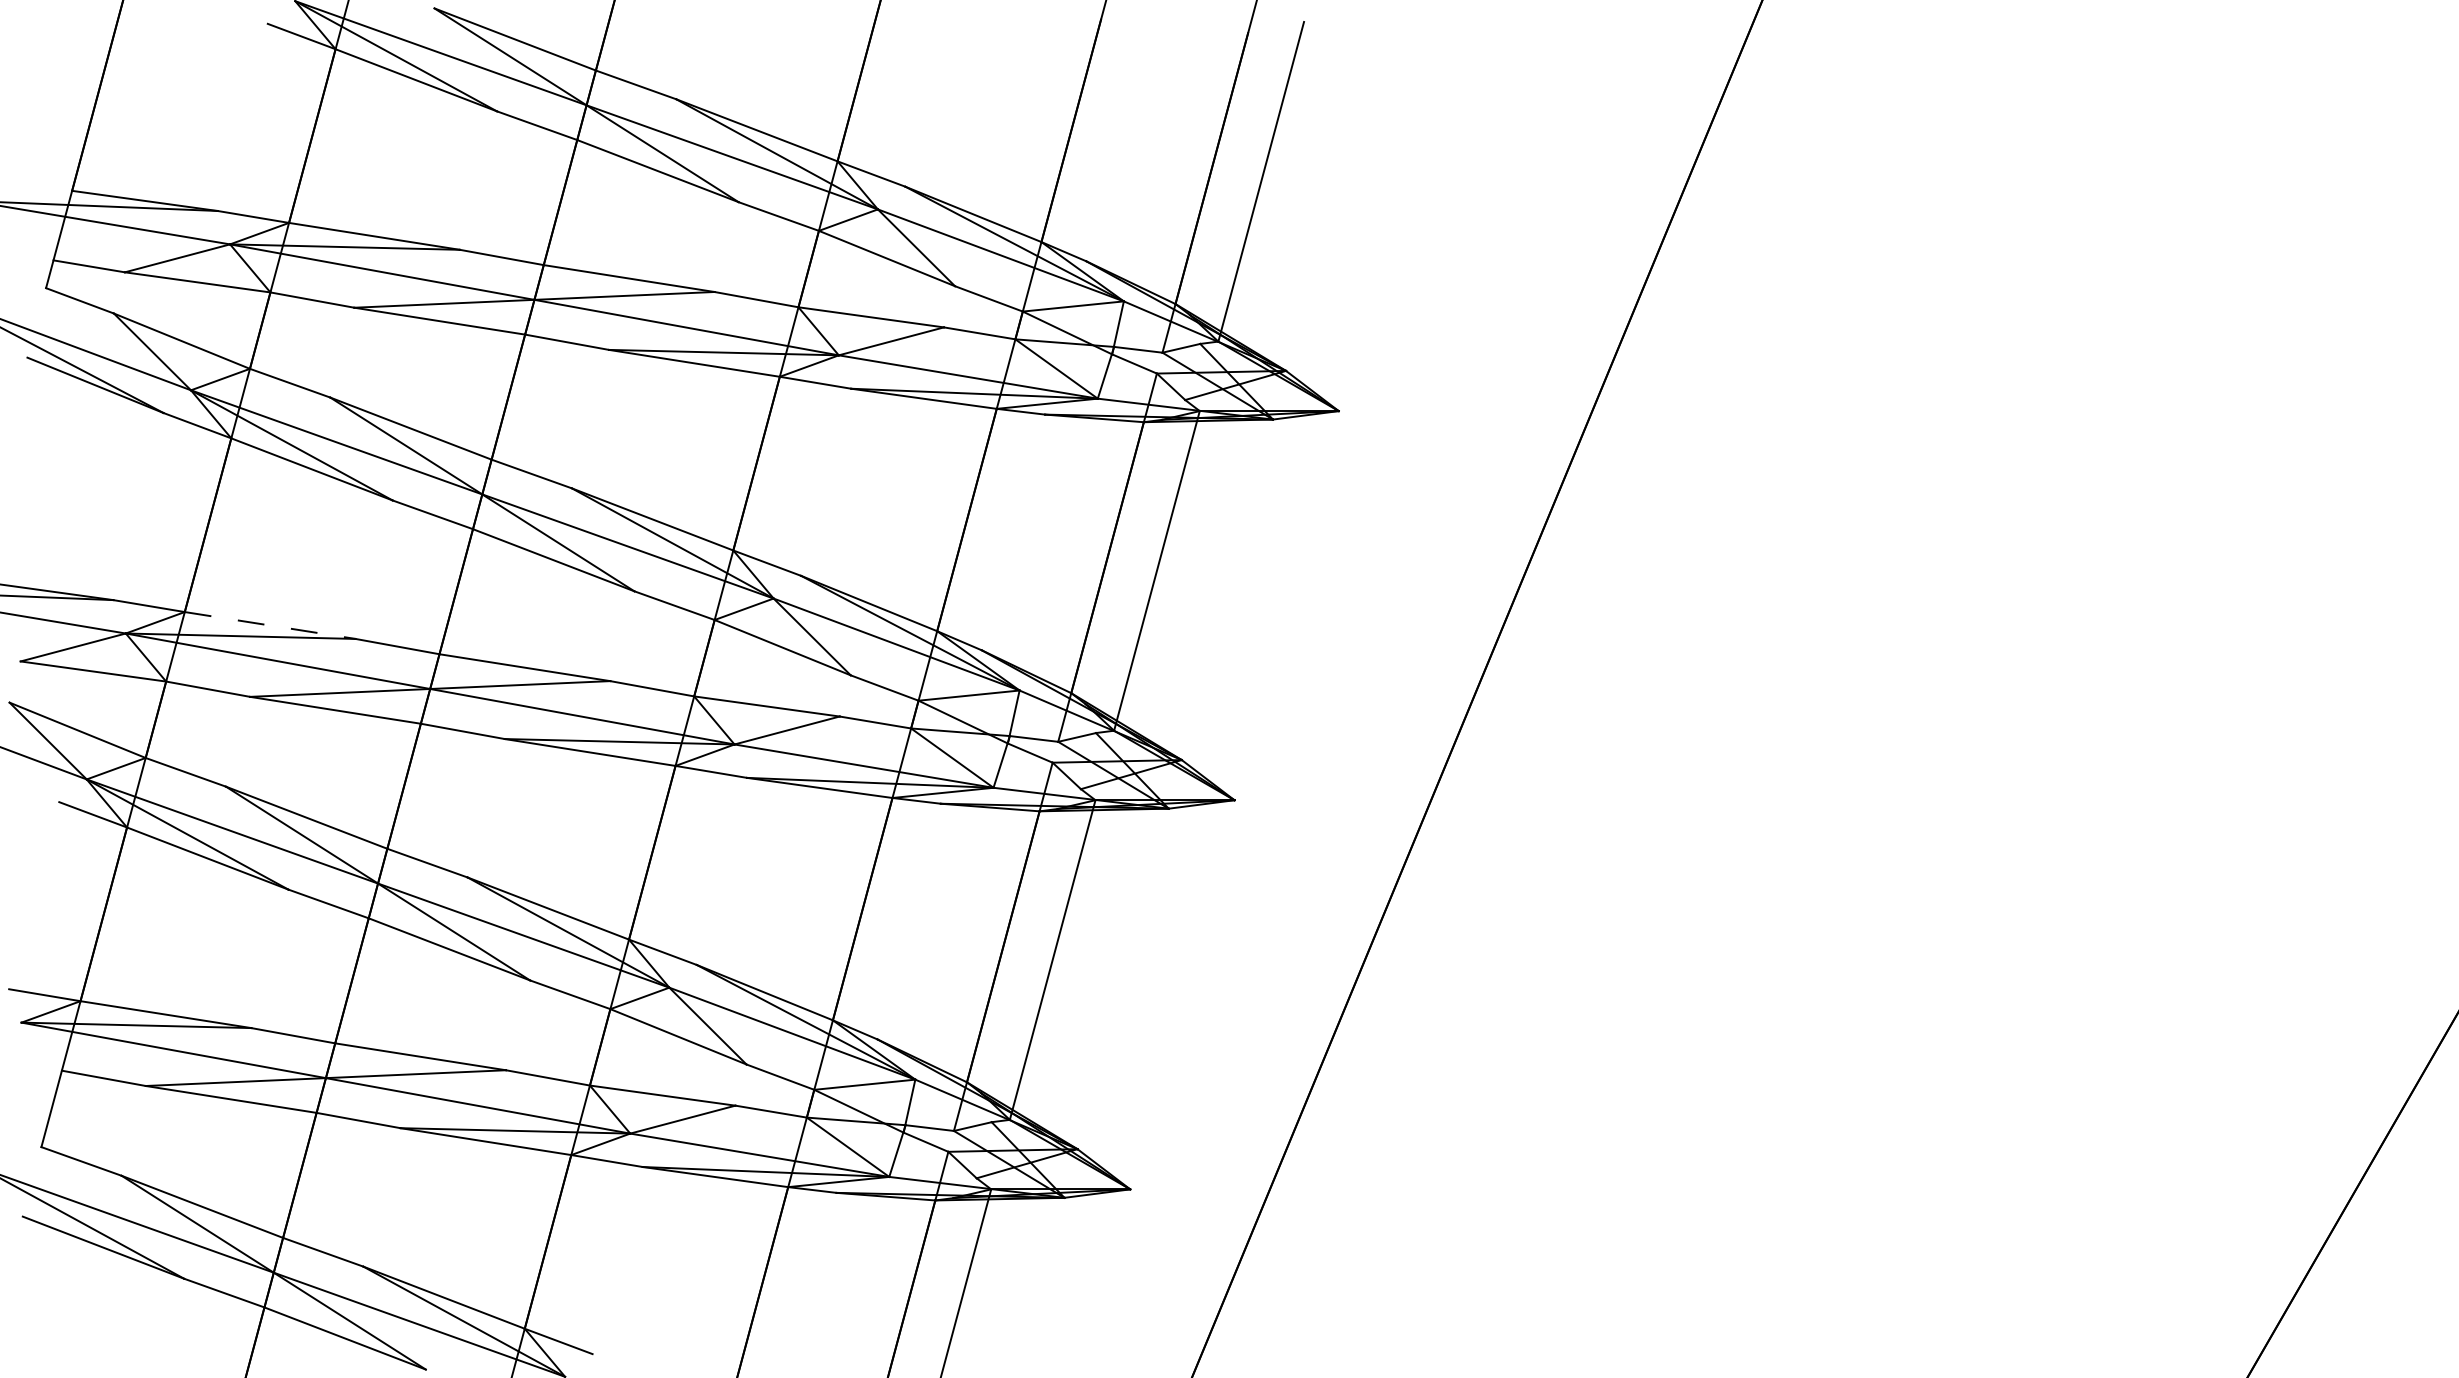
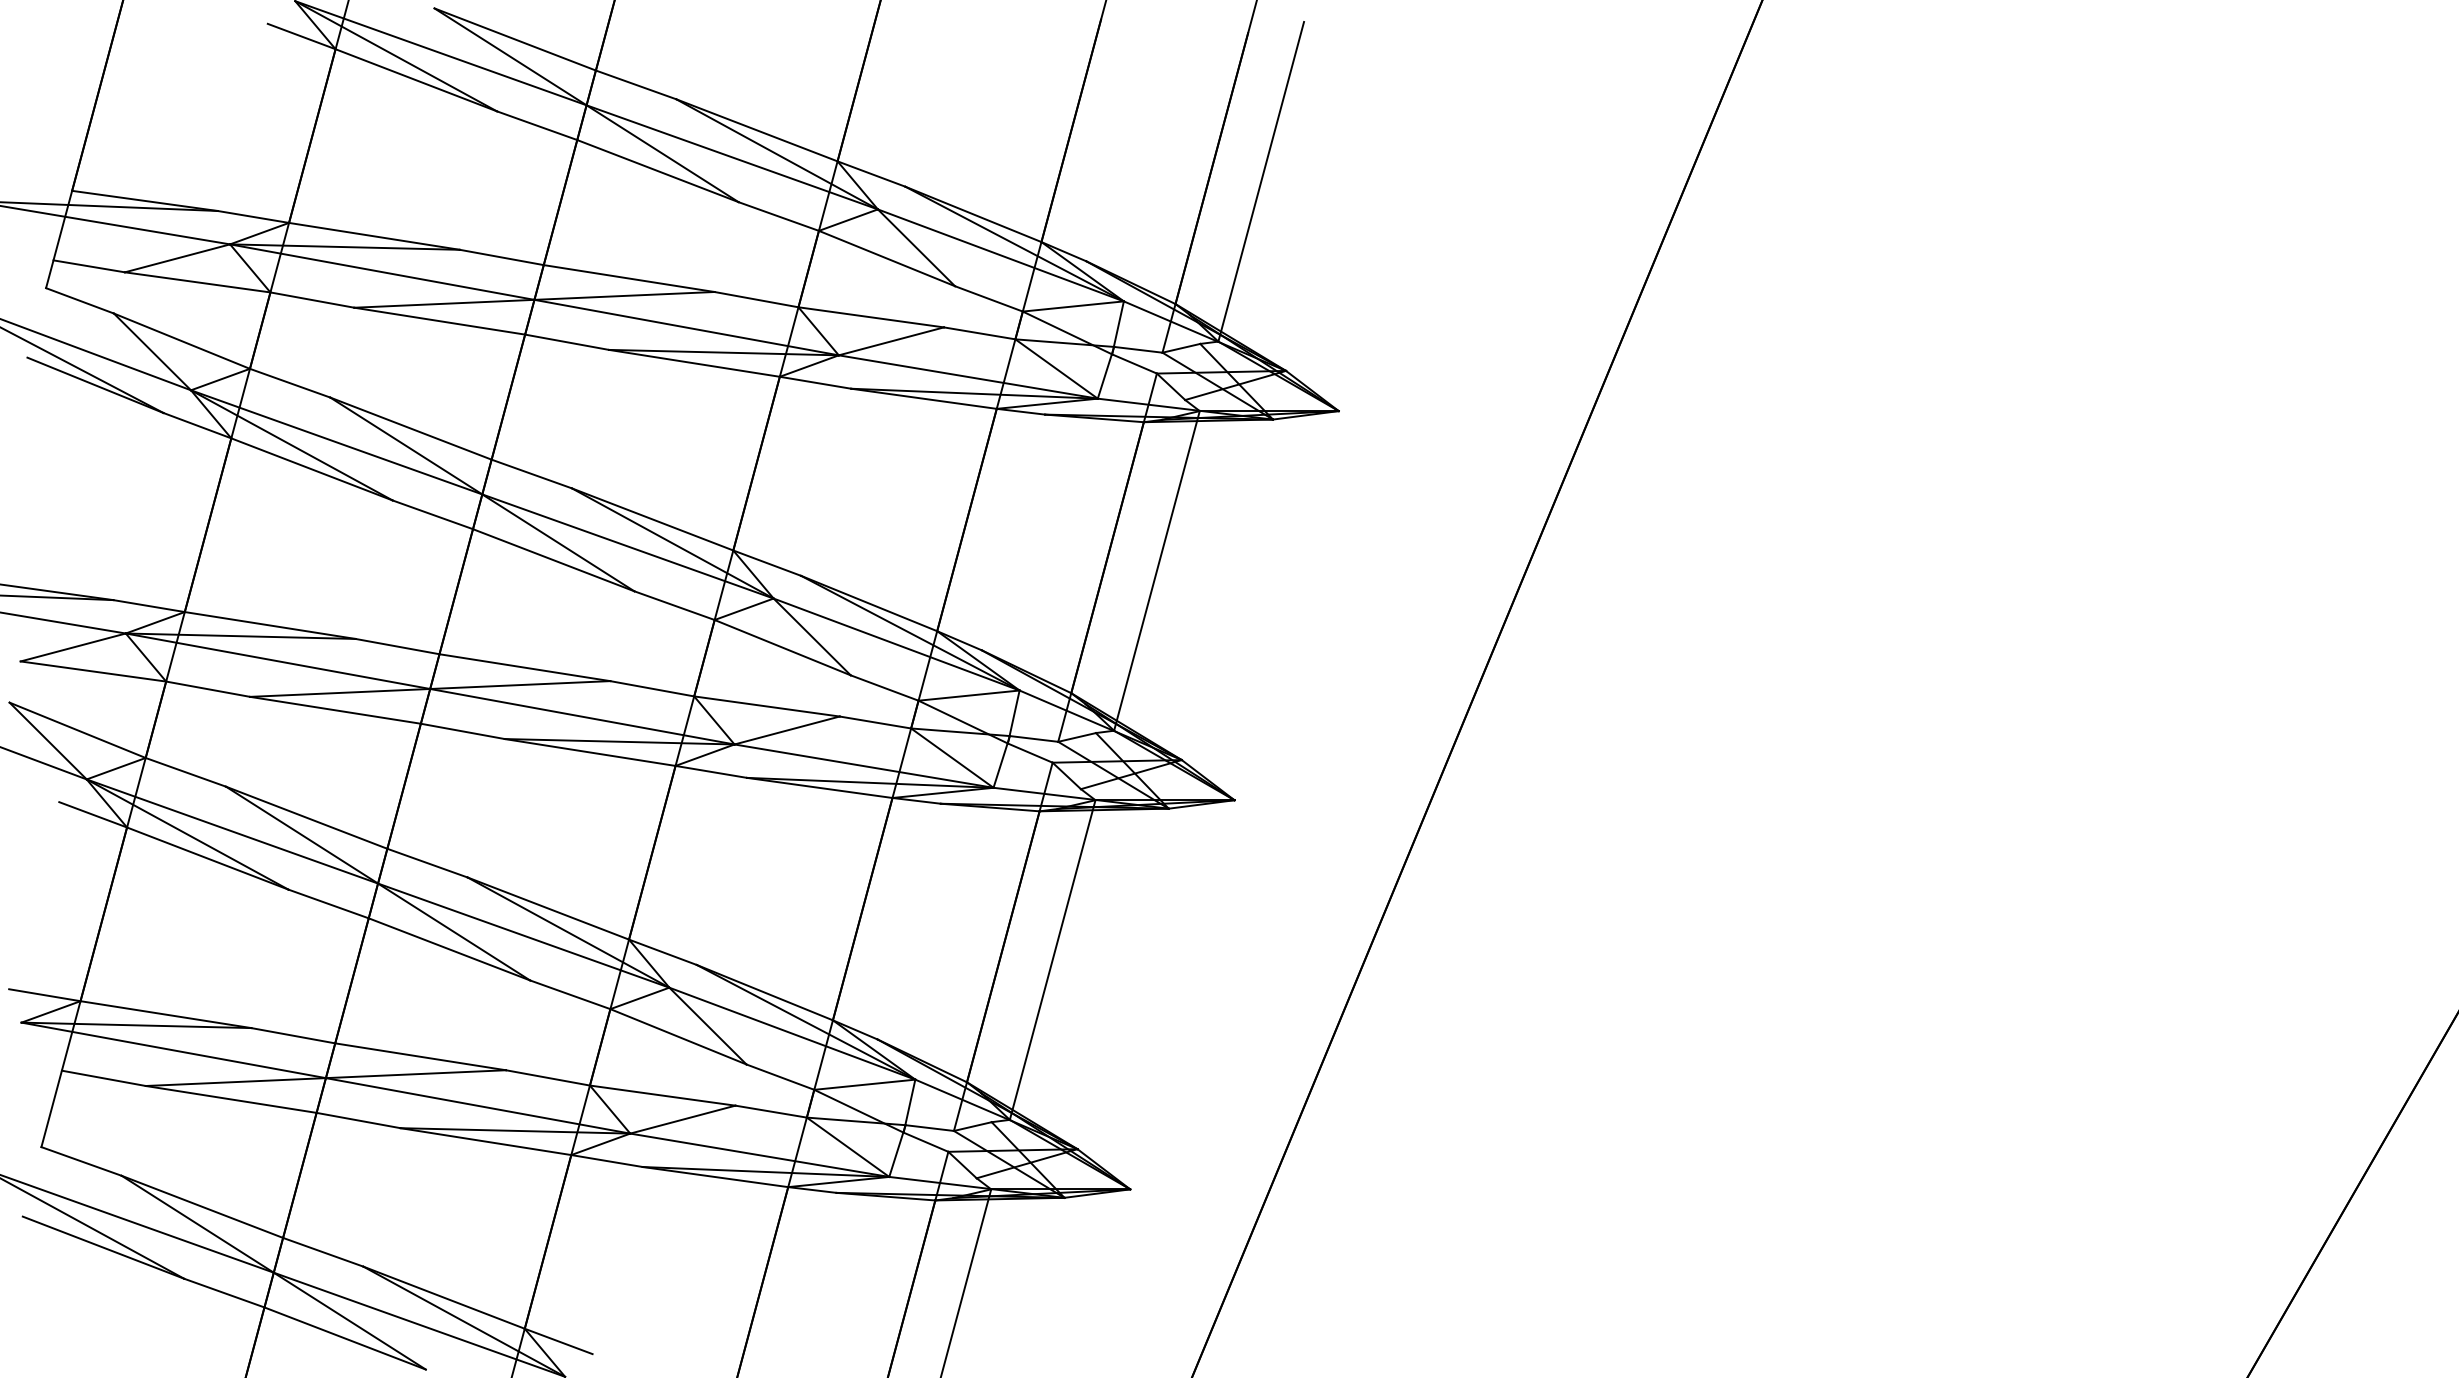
line: dashed -> solid (270, 625)
